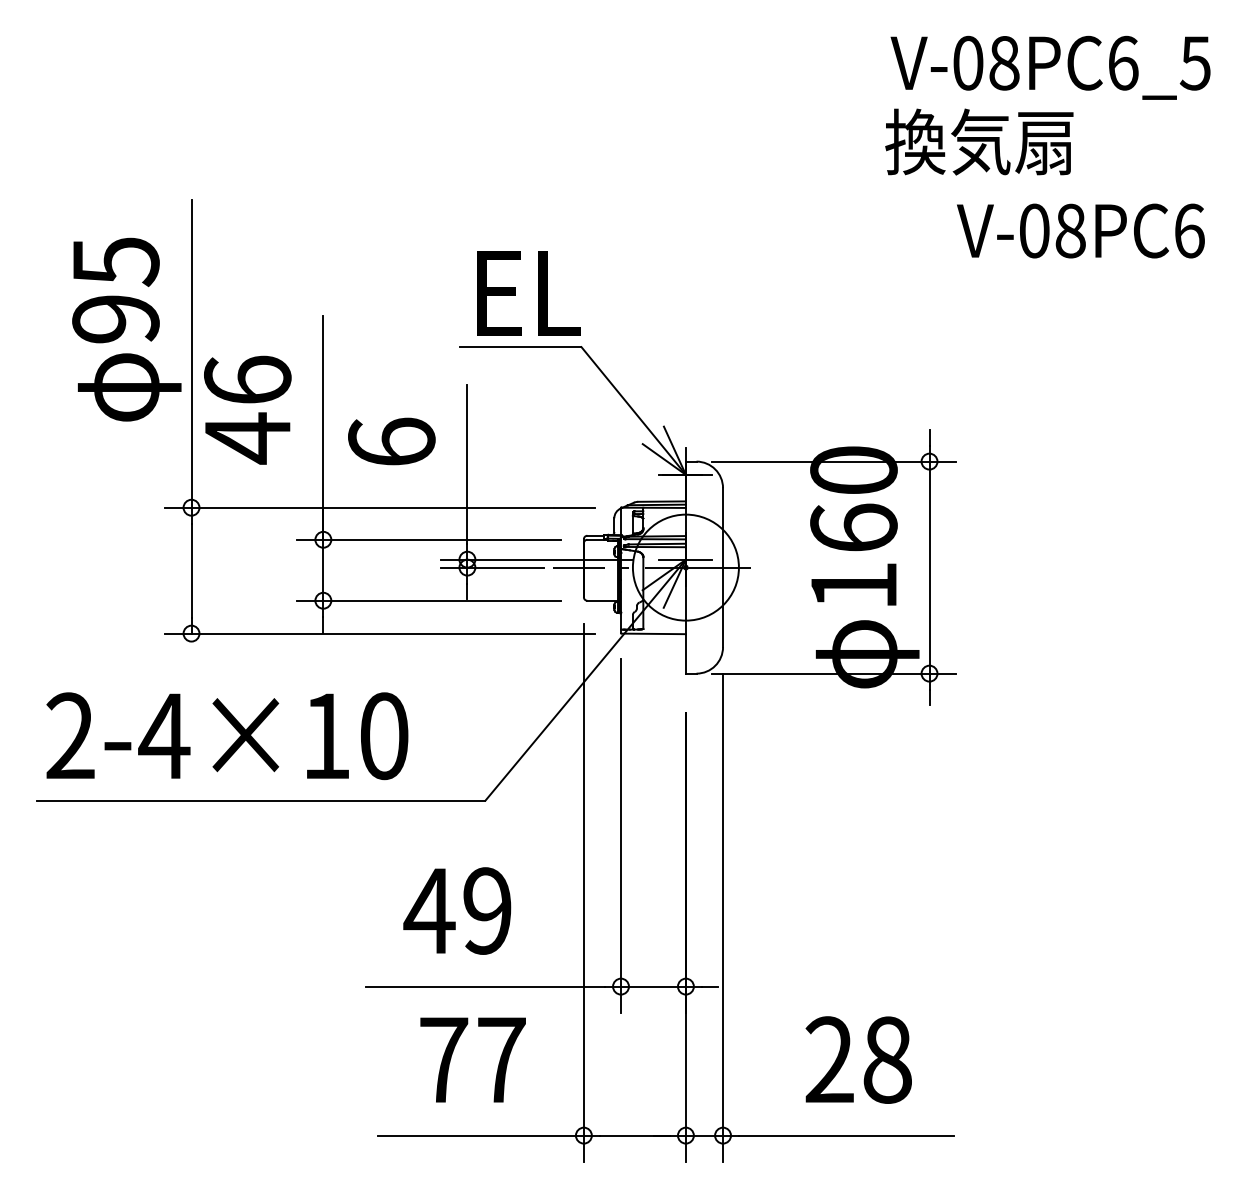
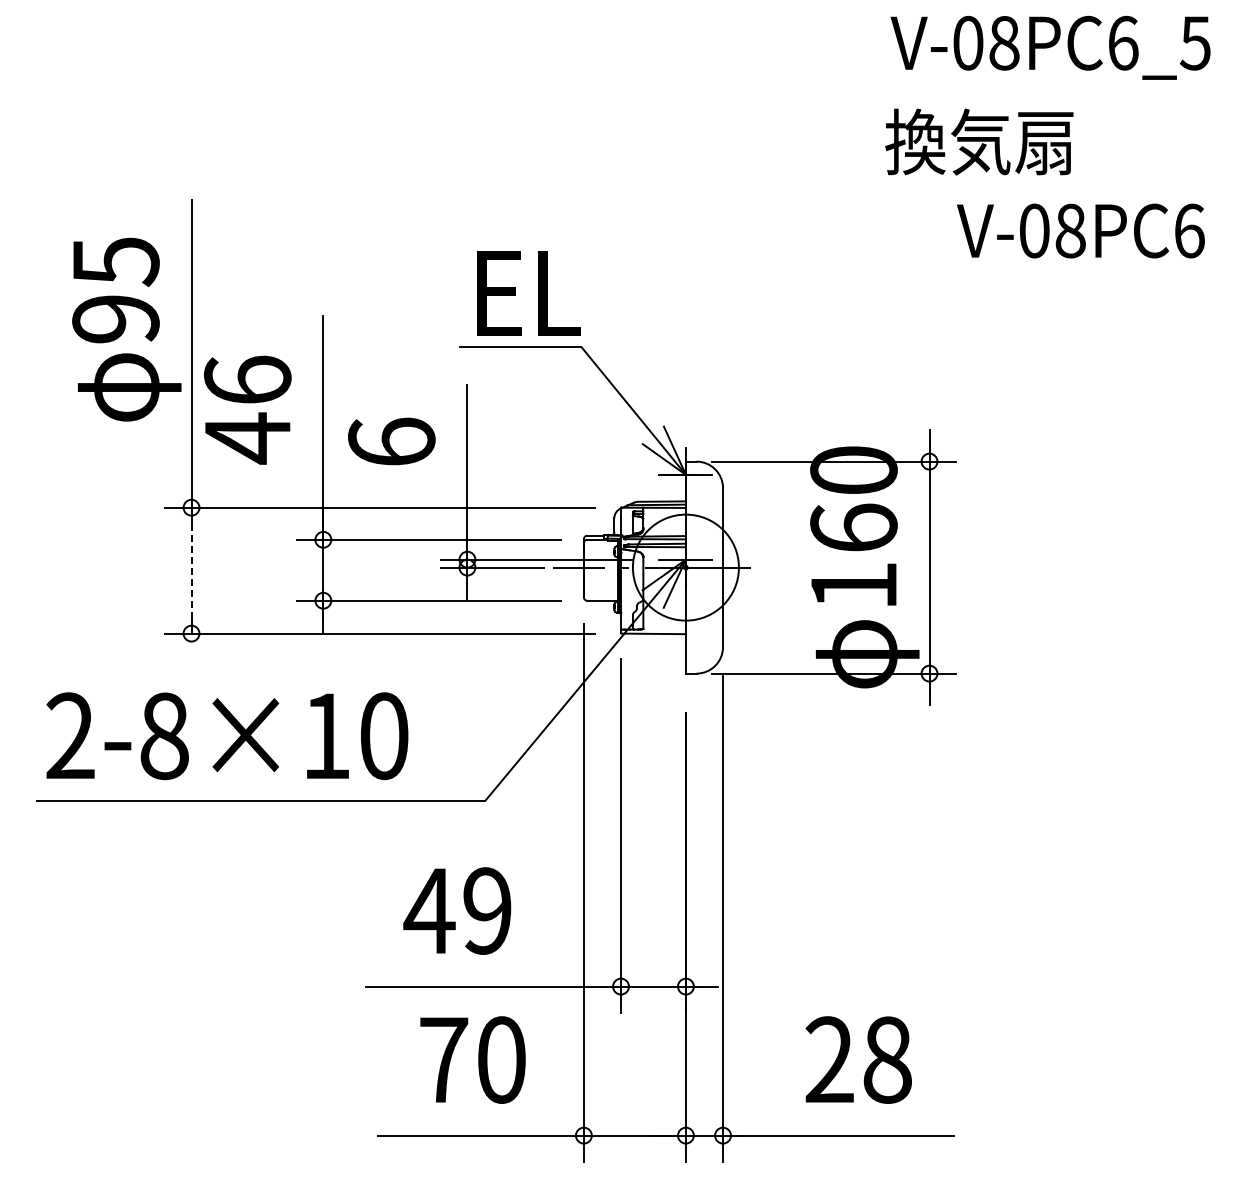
text position: (1050, 67) -> (1050, 47) (1050, 47)
line: solid -> dashed (191, 571)
text: 2-4×10 -> 2-8×10 (164, 736)
text: 77 -> 70 (501, 1059)
